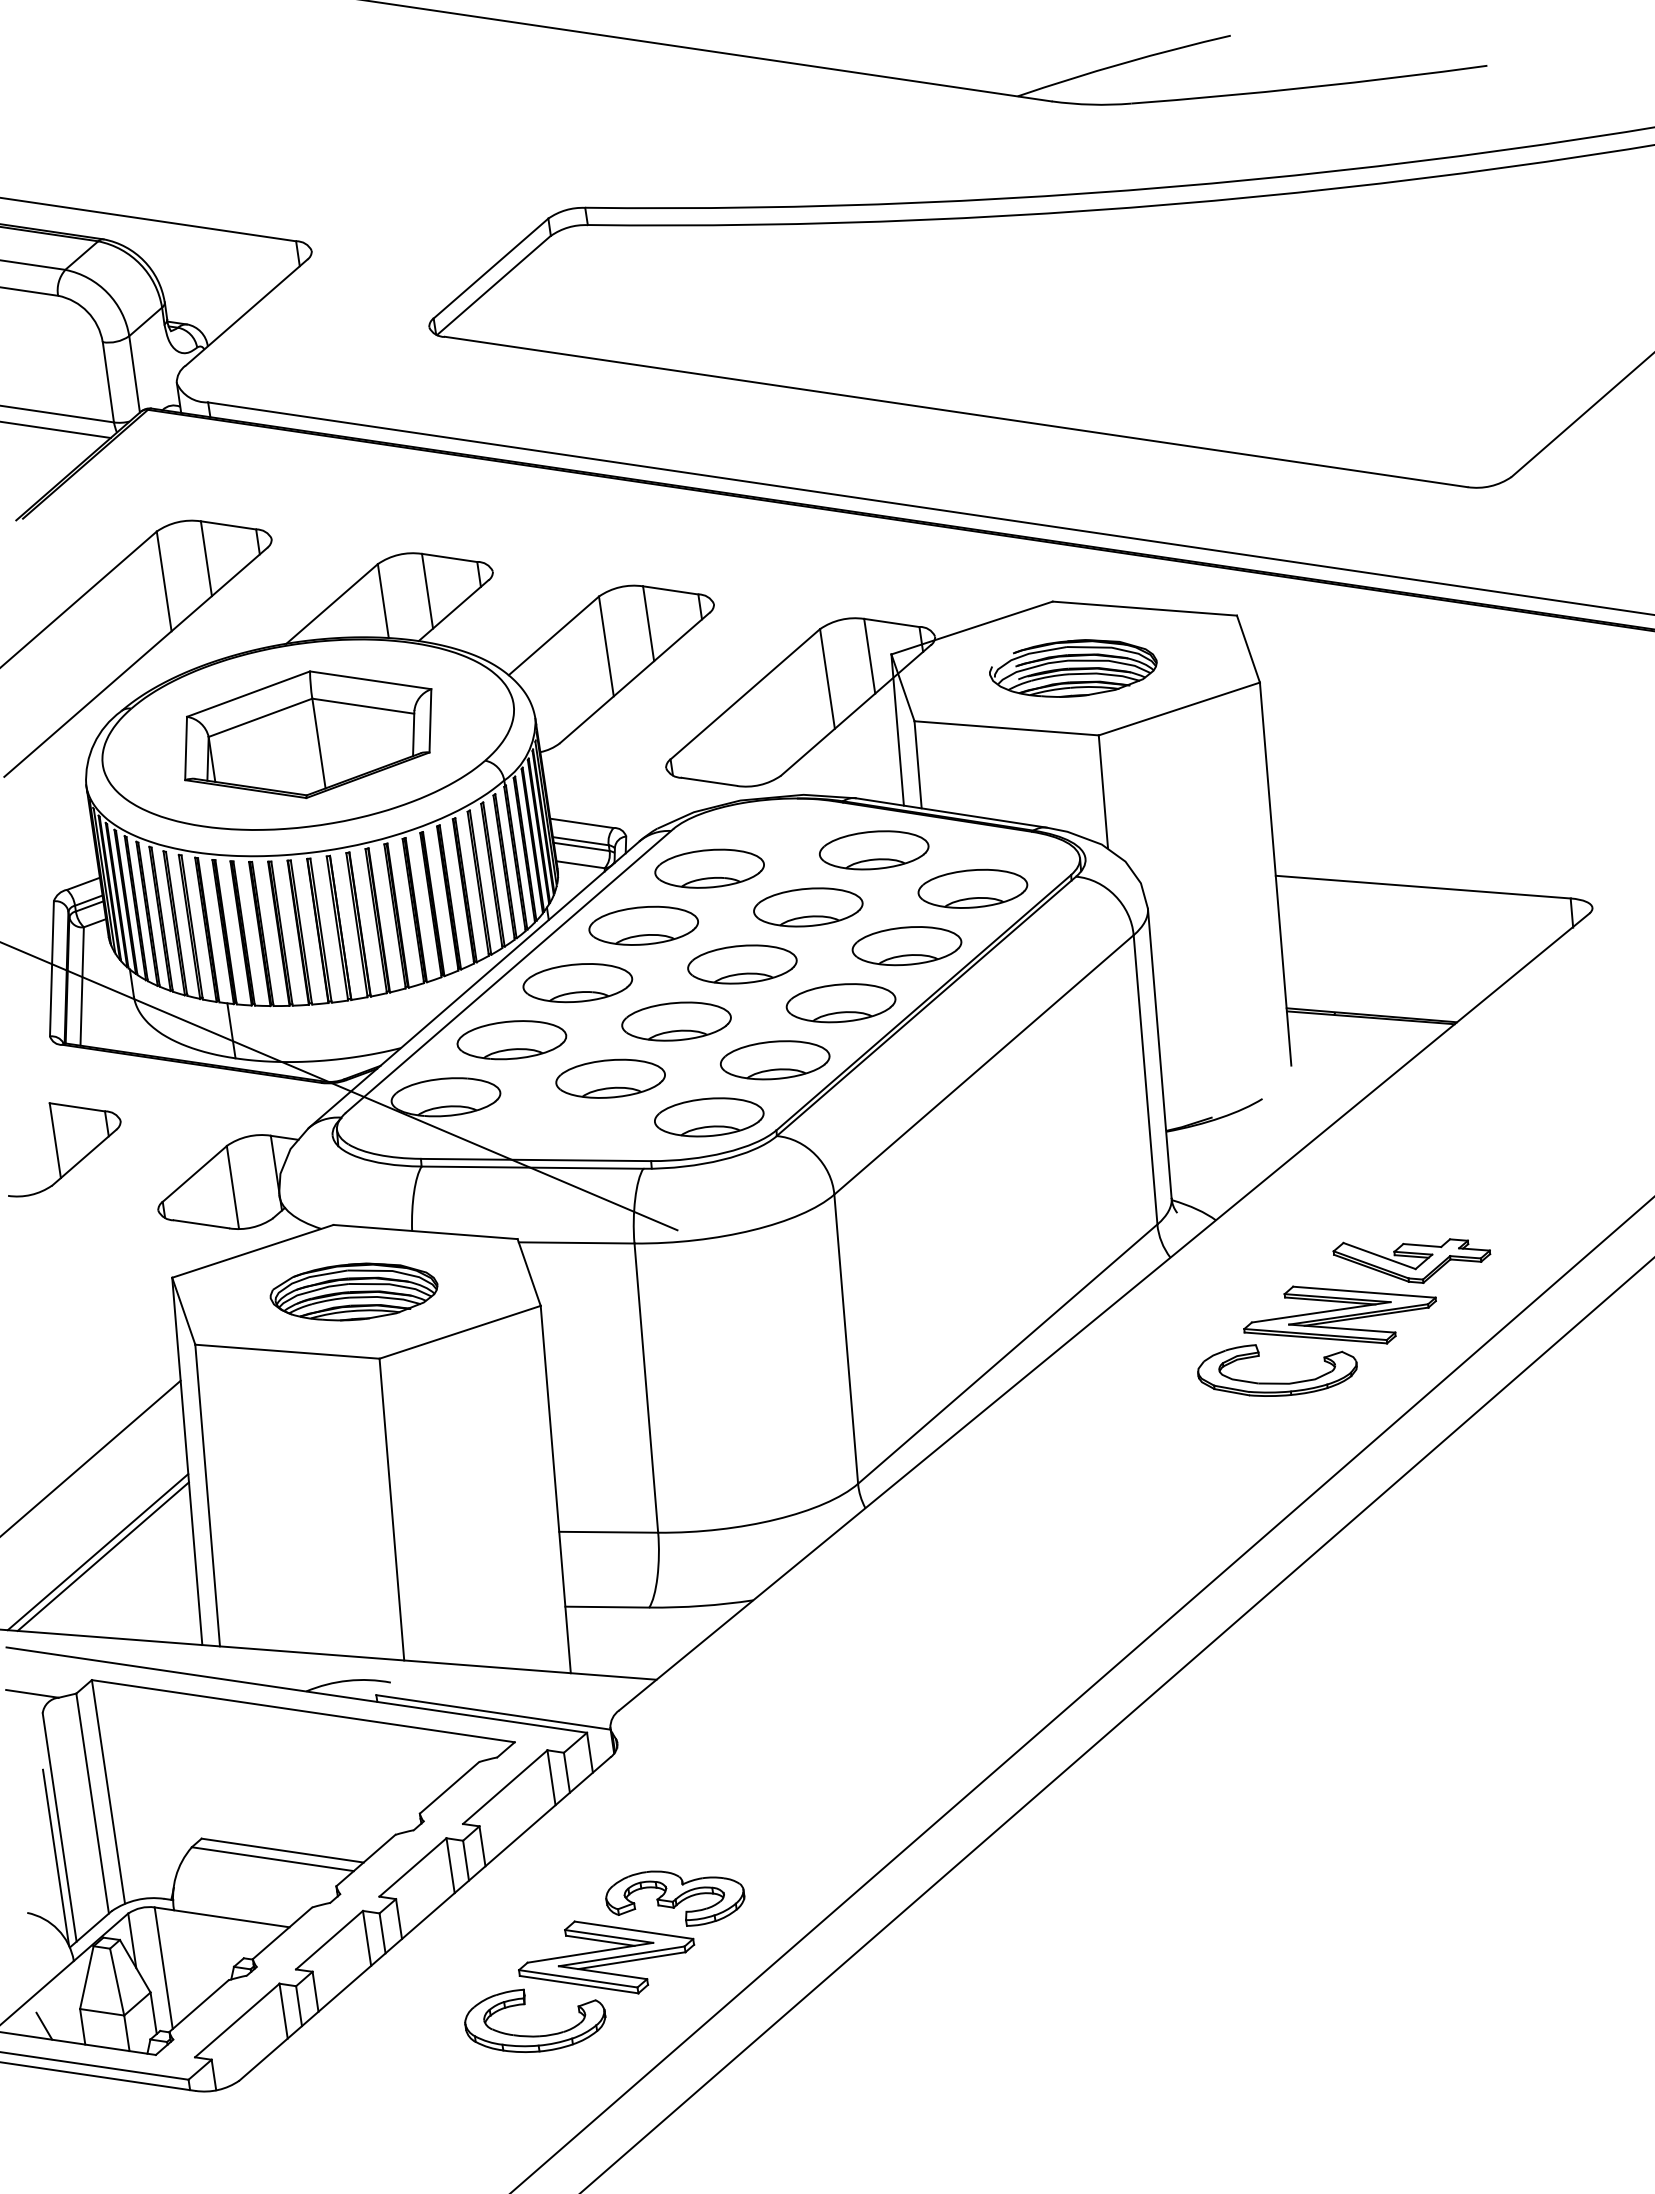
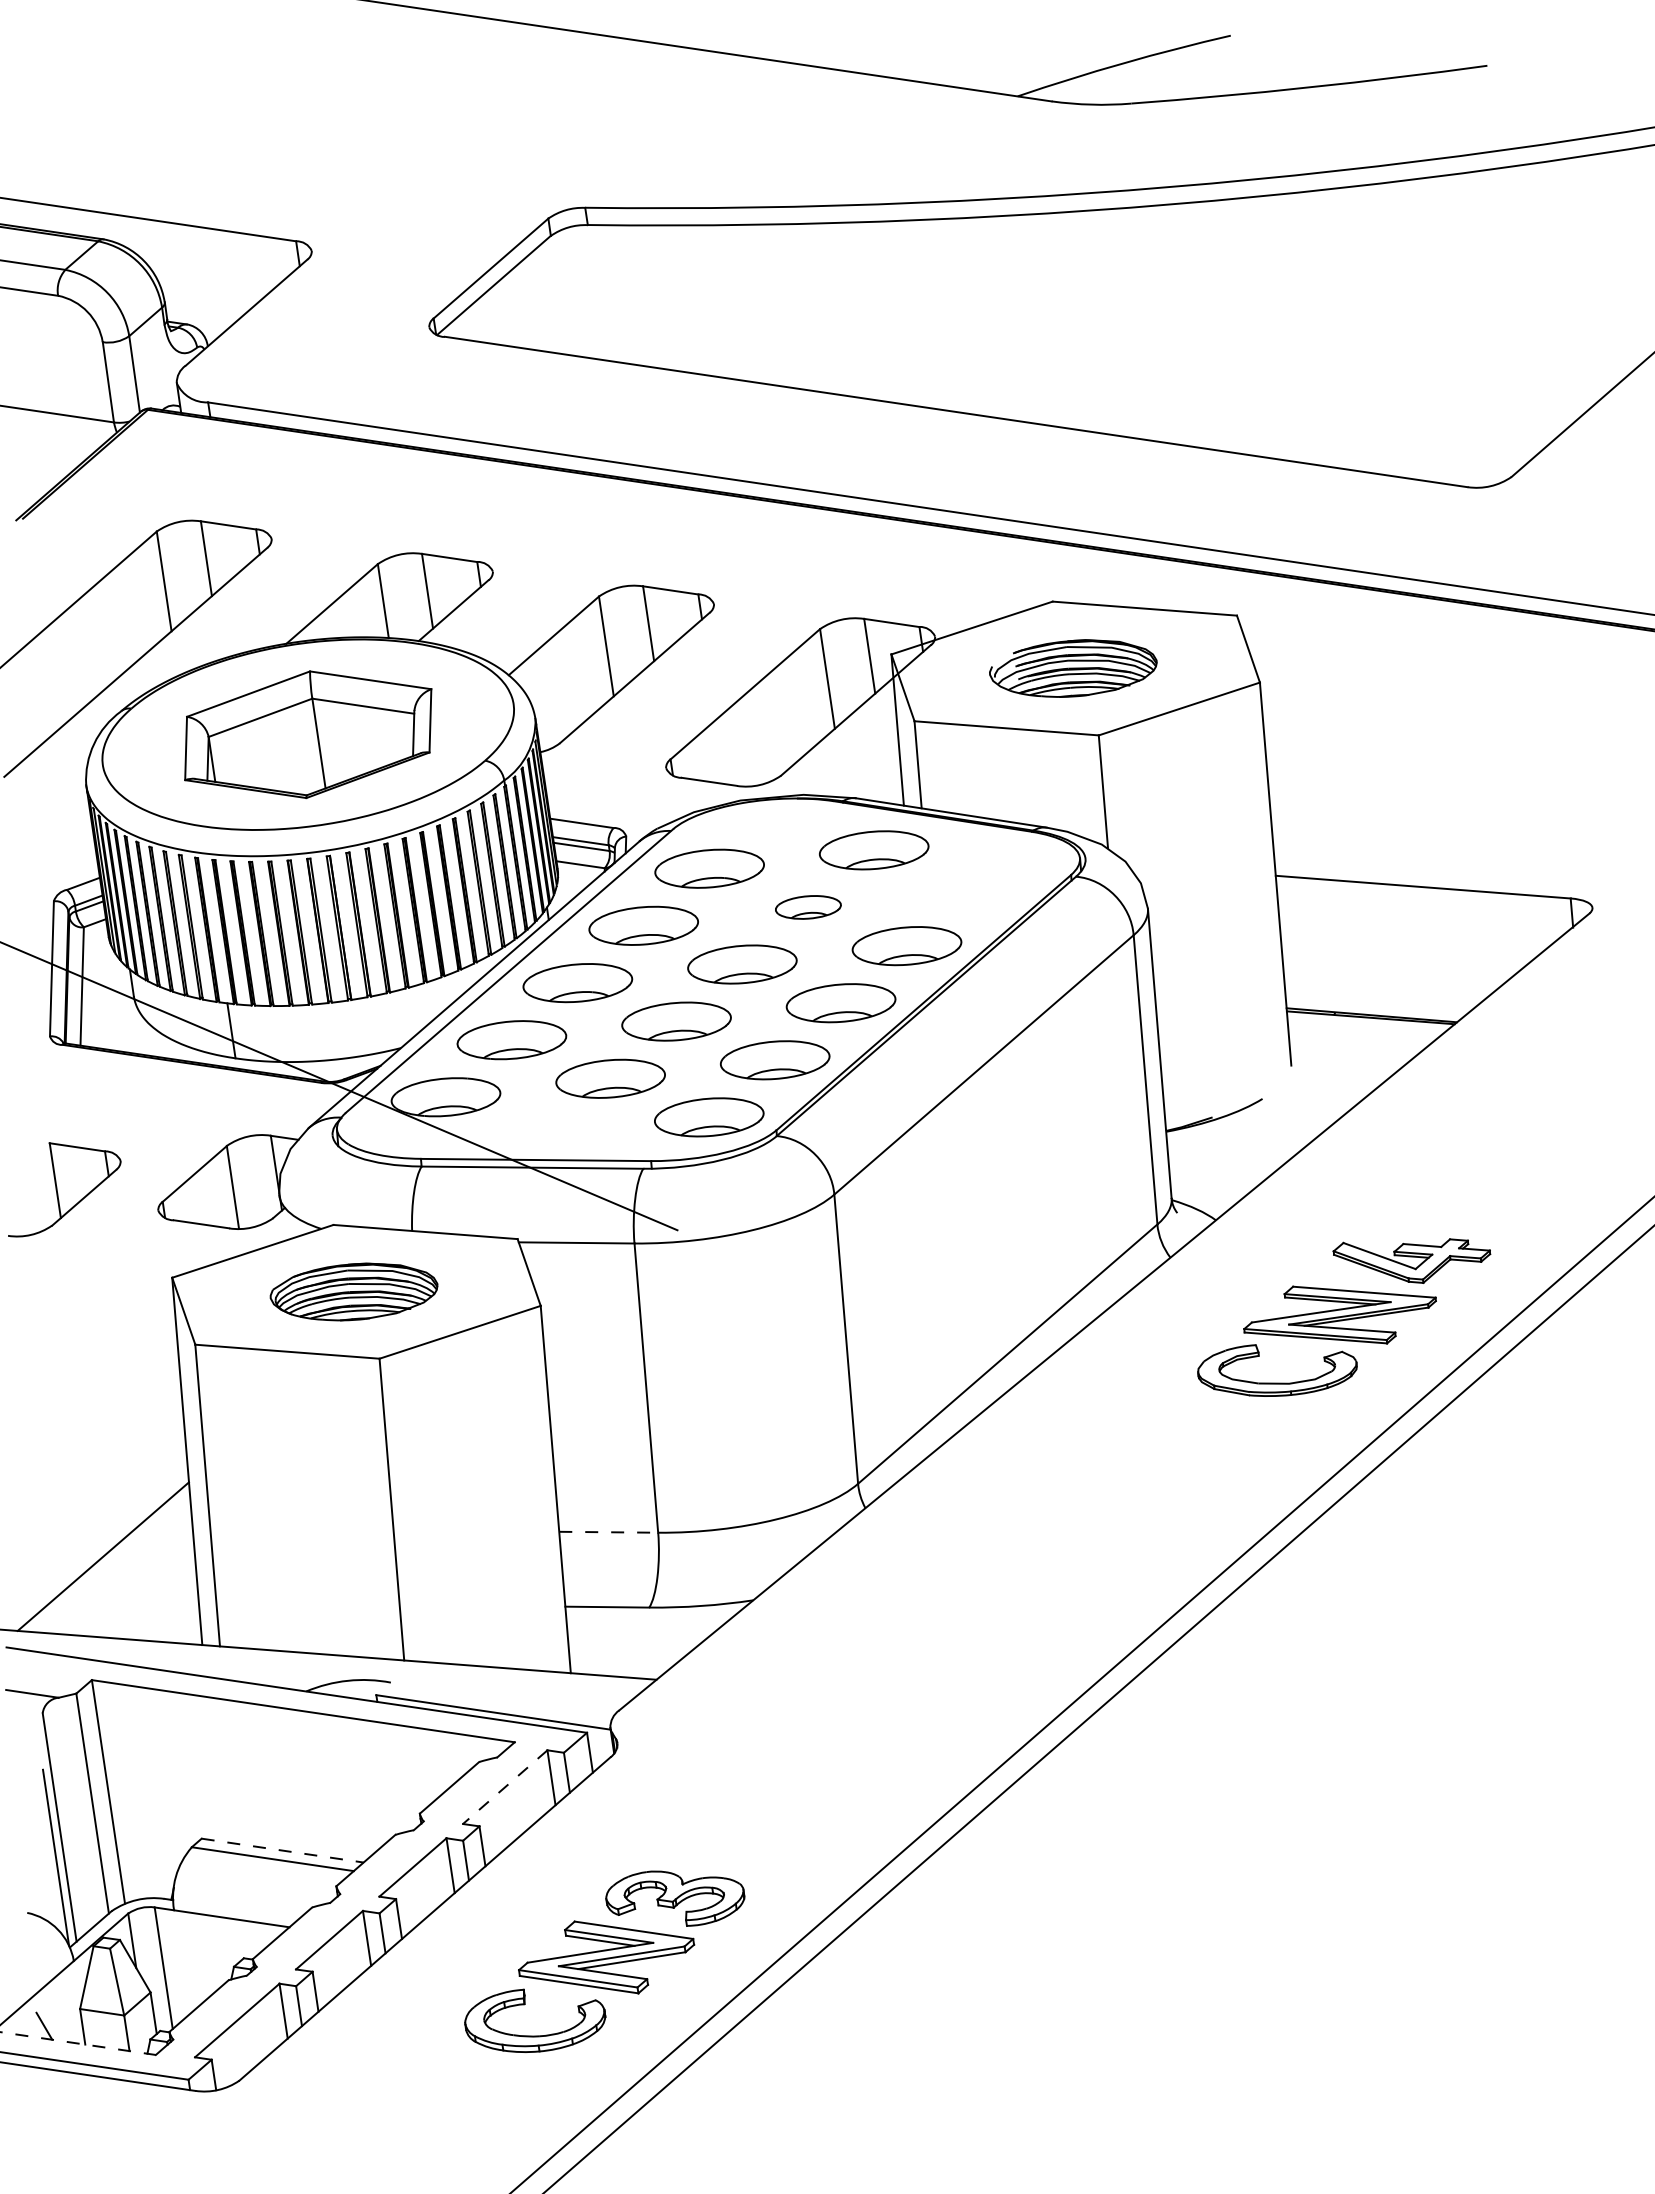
line: present -> none (56, 430)
part: present -> none (972, 888)
part size: 111x41 px -> 67x25 px (808, 907)
part position: (64, 1149) -> (64, 1189) (64, 1189)
line: present -> none (91, 1457)
line: solid -> dashed (609, 1532)
line: present -> none (97, 1552)
line position: (1117, 1724) -> (1098, 1709) (1098, 1709)
line: solid -> dashed (504, 1787)
line: solid -> dashed (282, 1850)
line: solid -> dashed (78, 2043)
